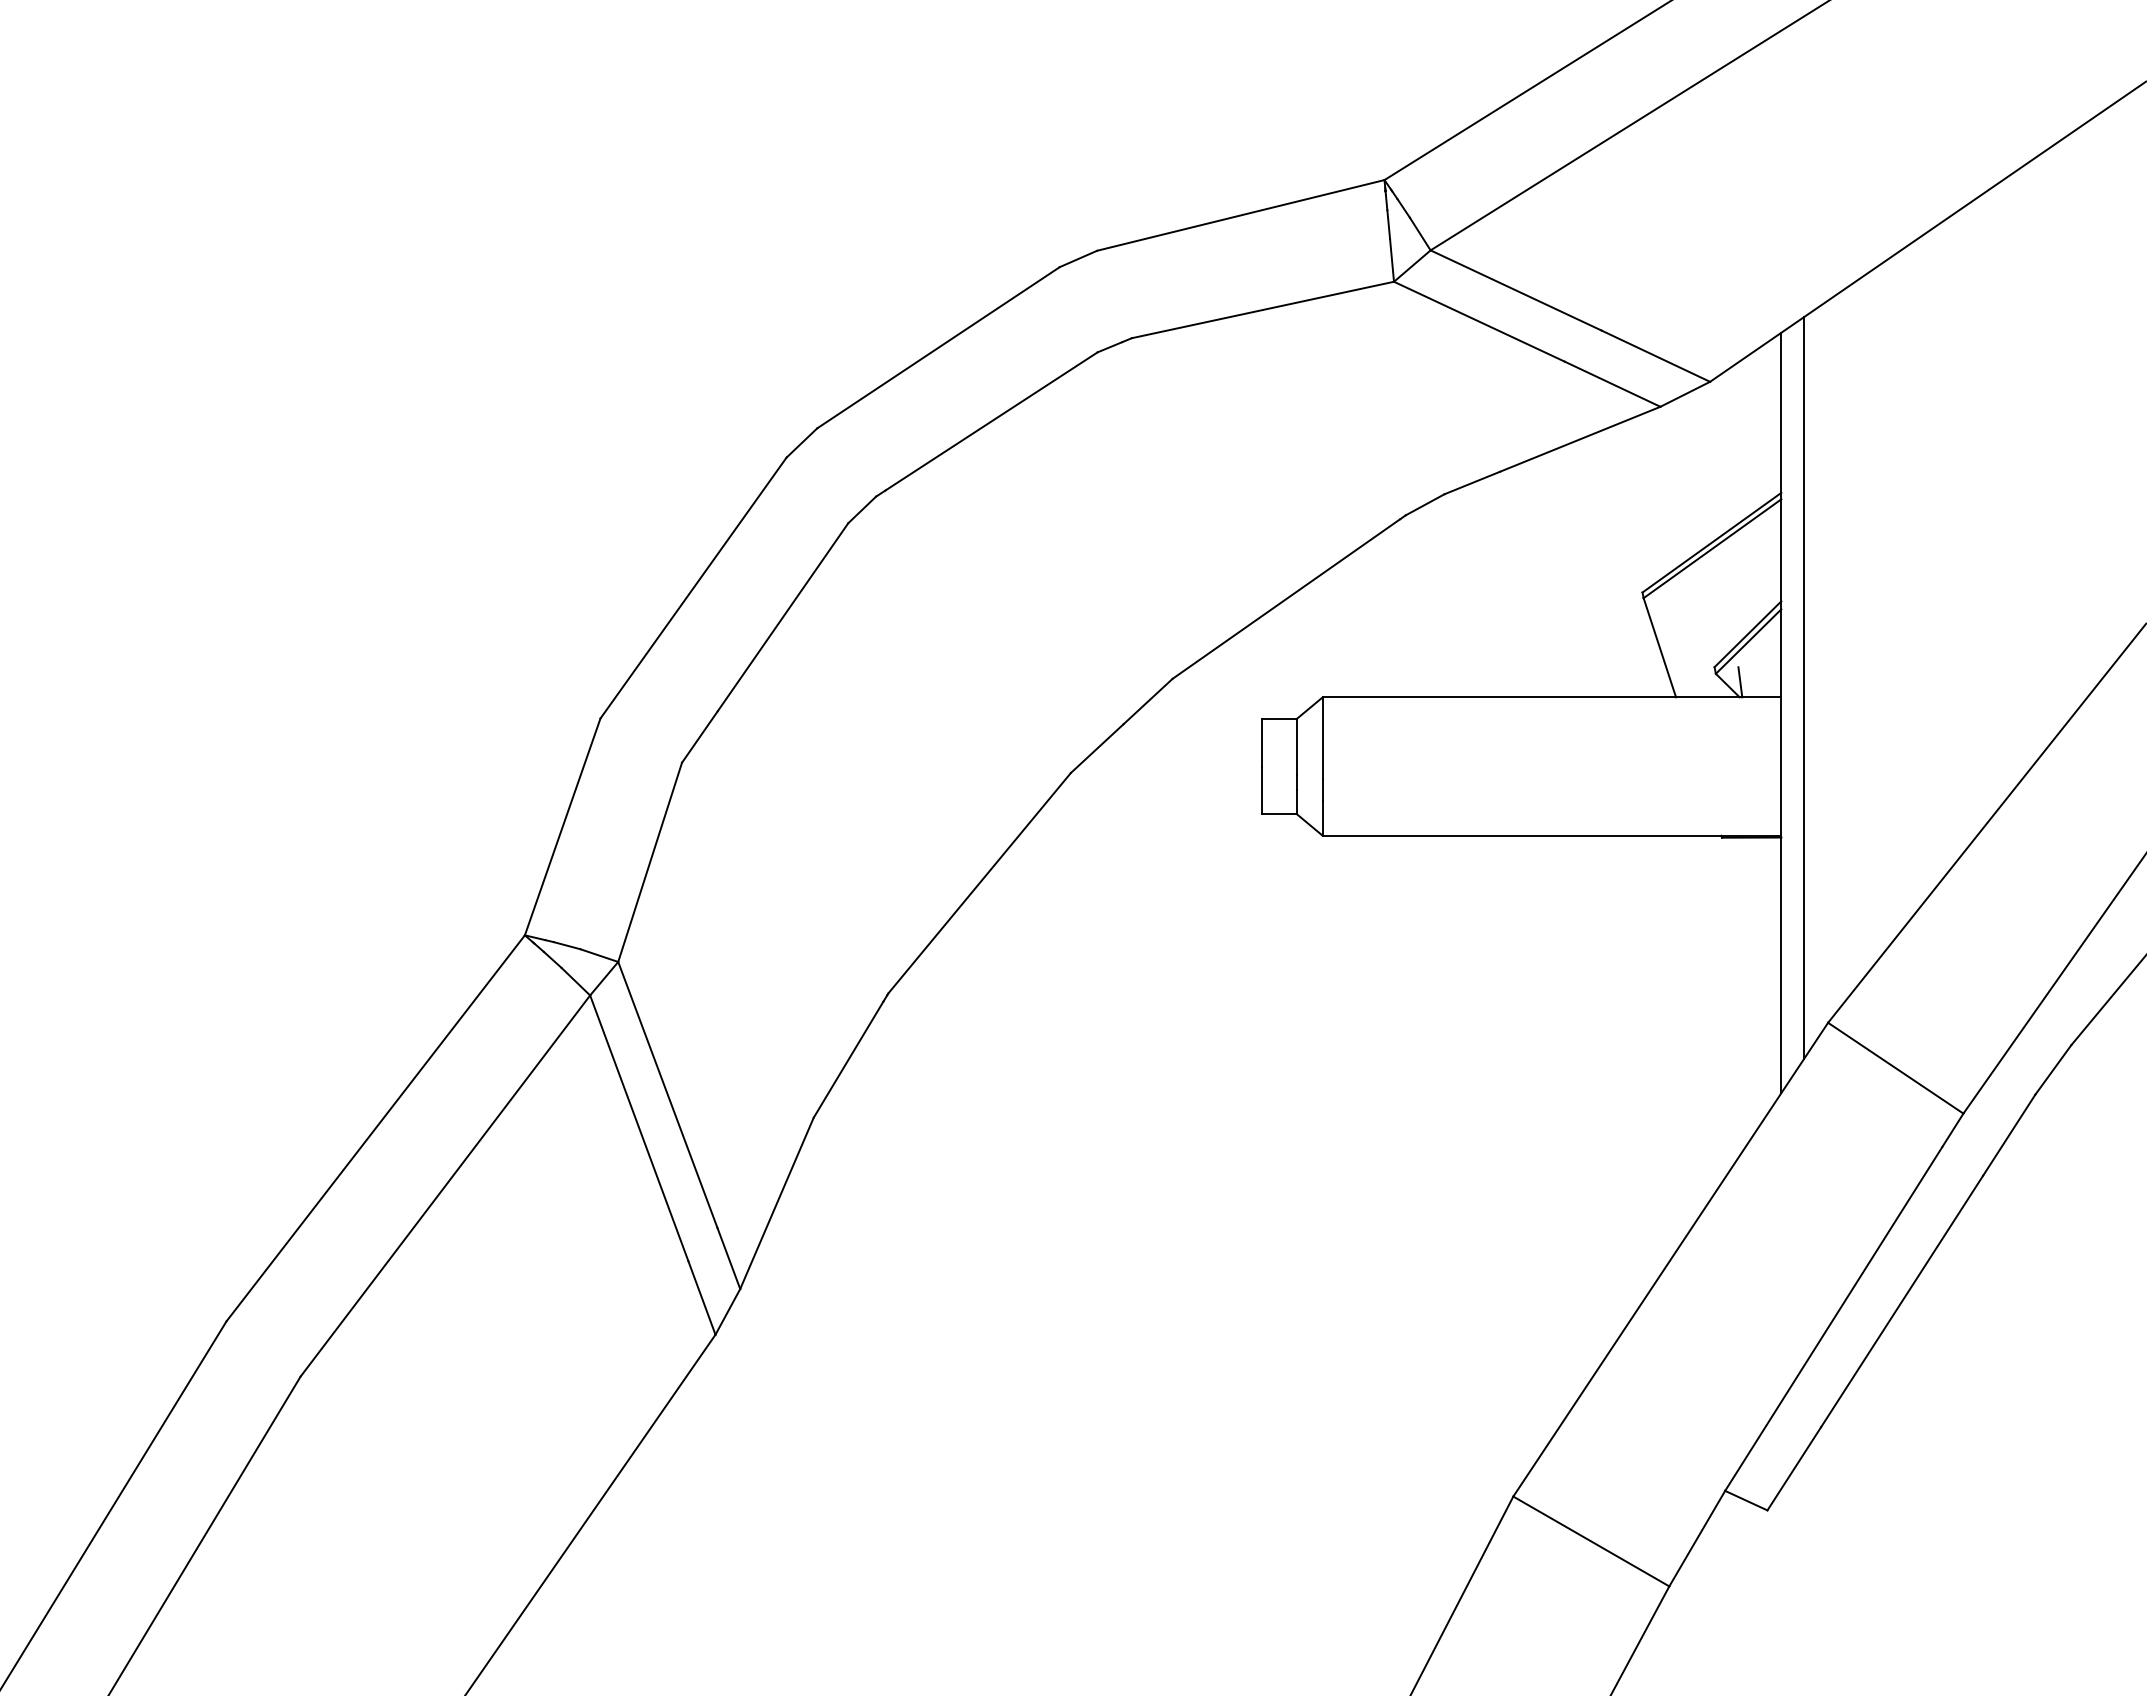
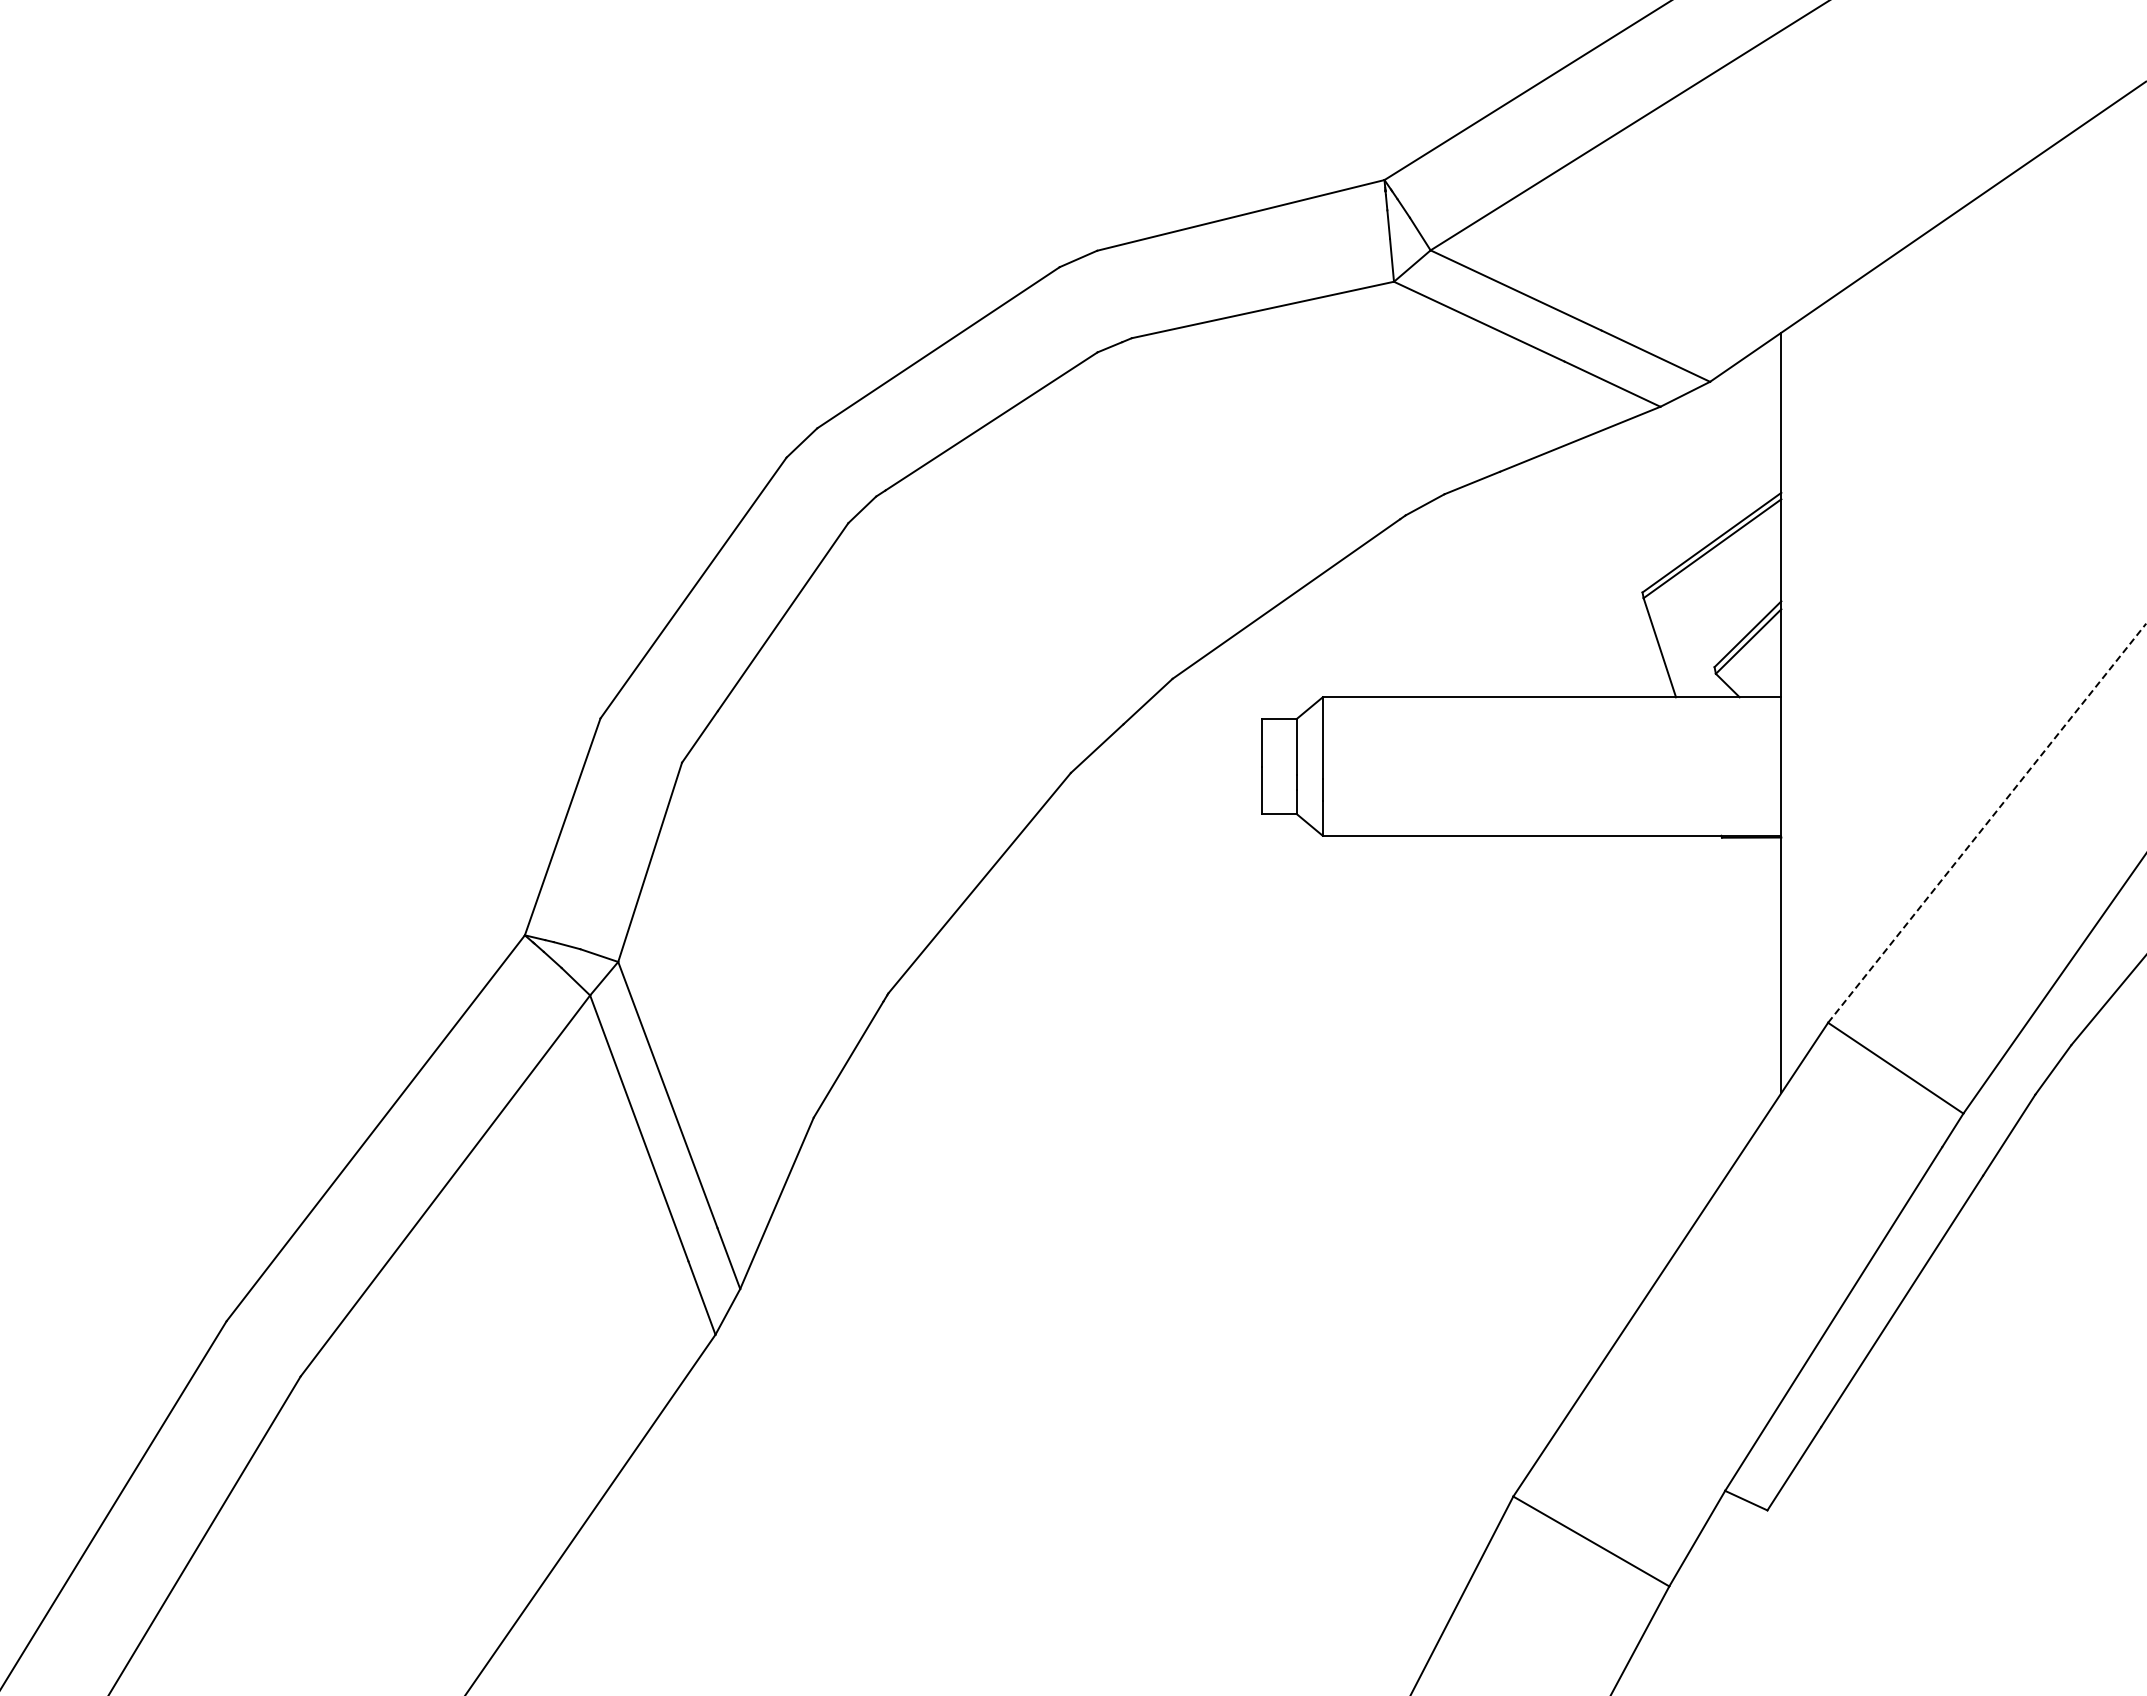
line: present -> none (1740, 682)
line: present -> none (1804, 688)
line: solid -> dashed (1987, 822)
